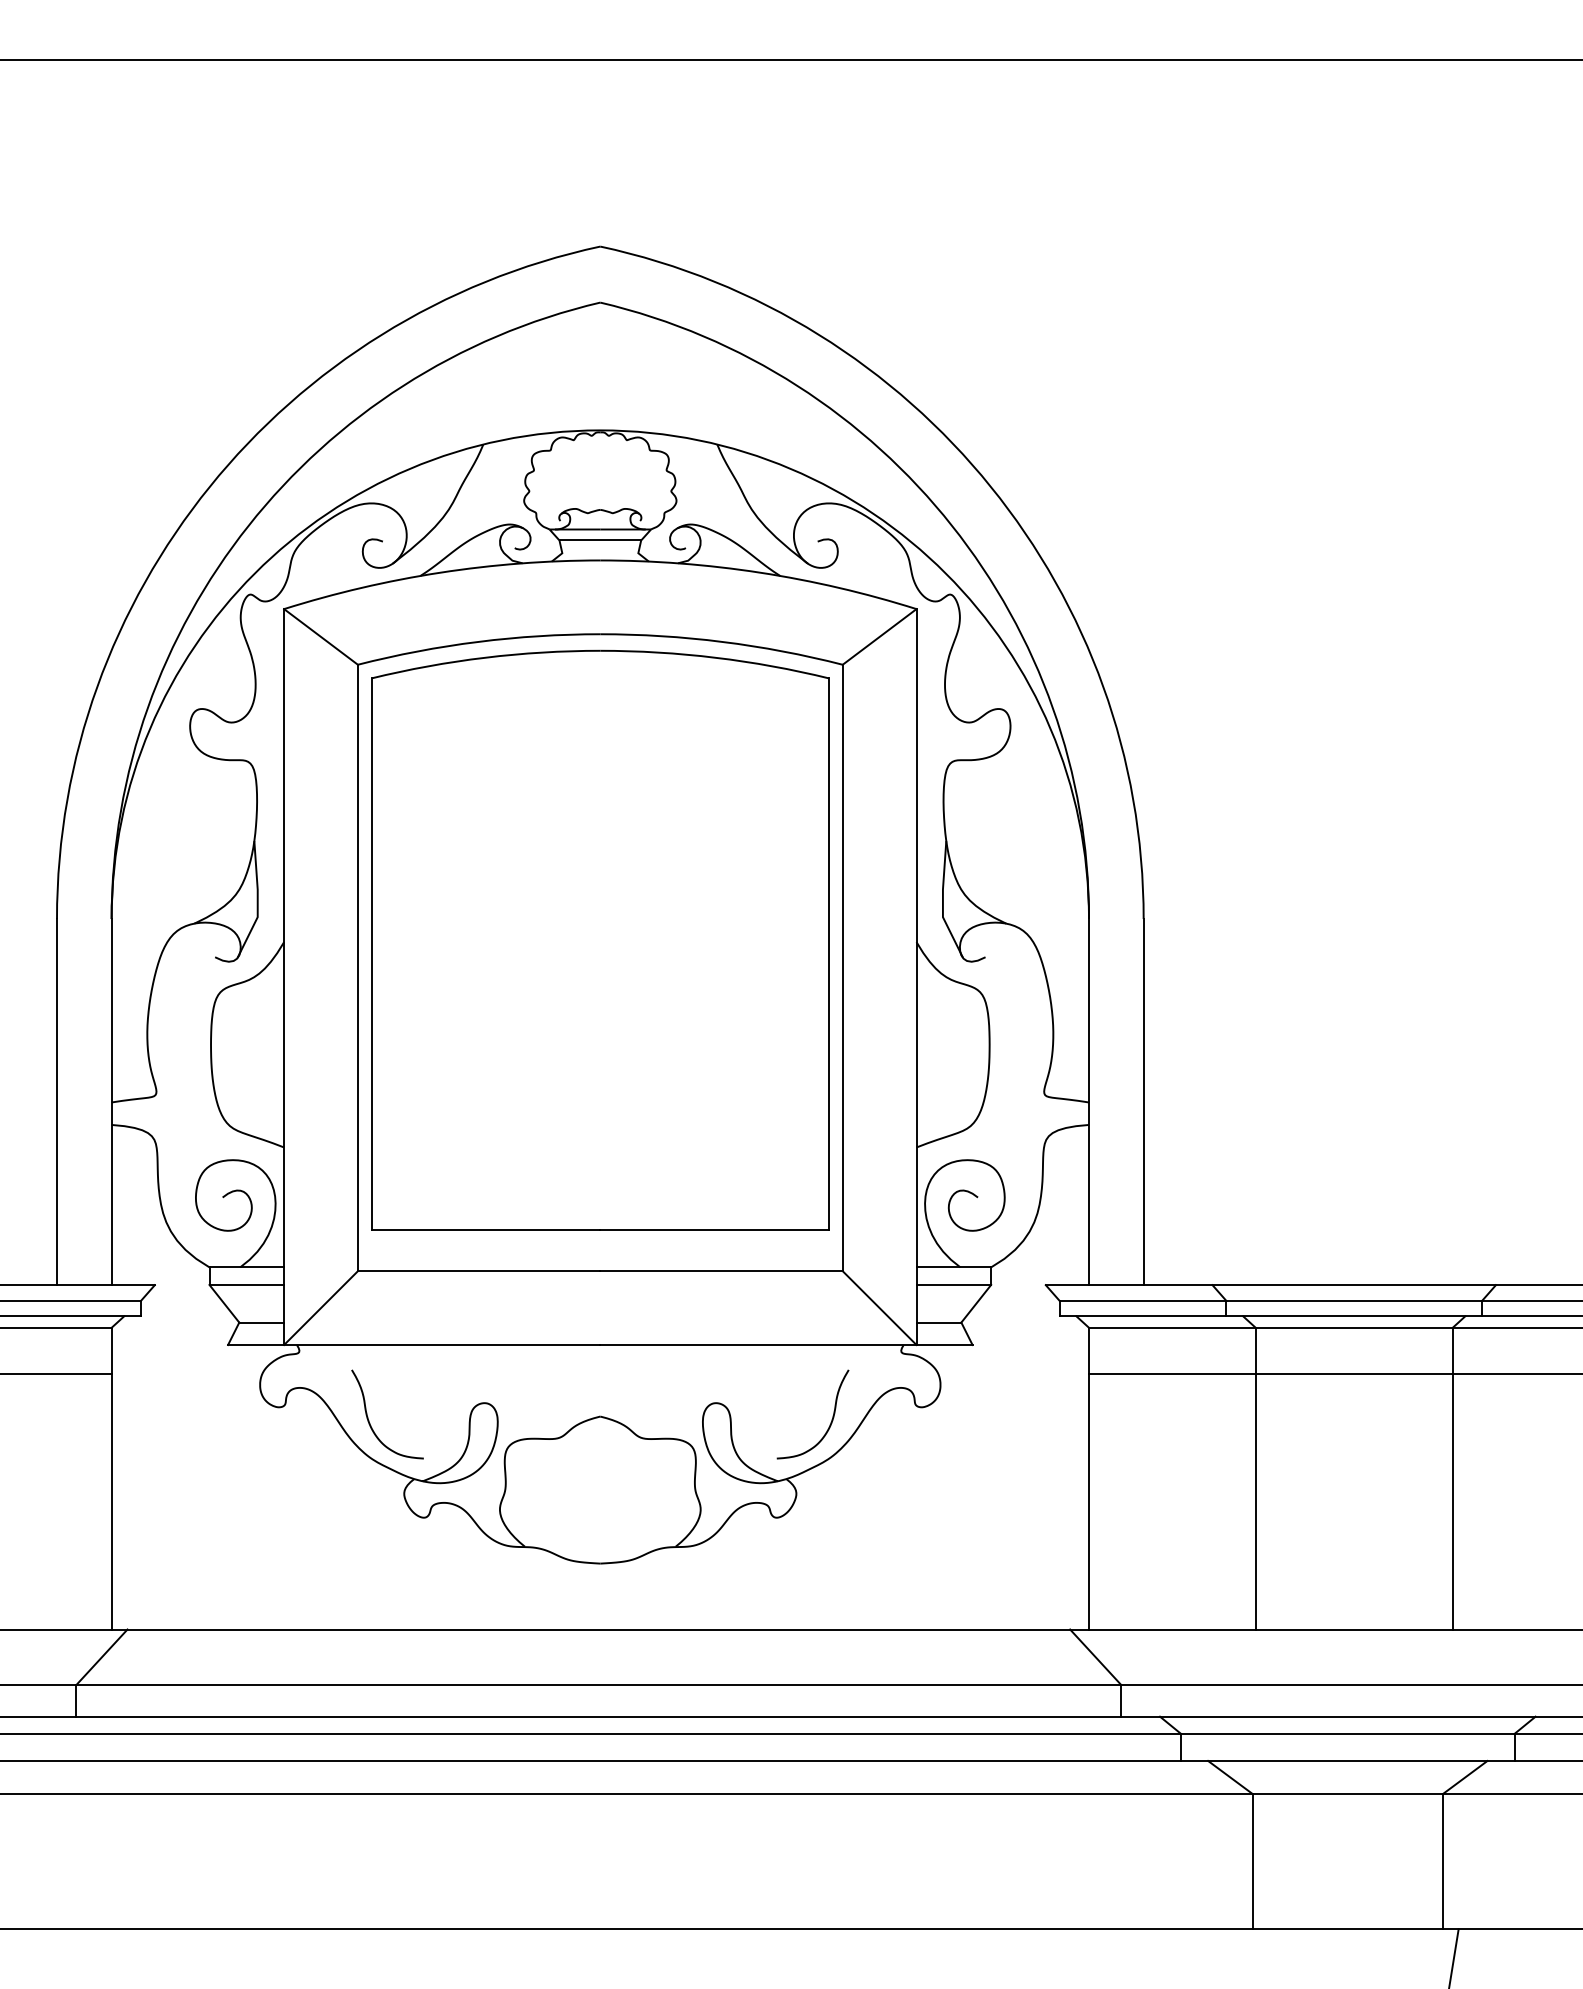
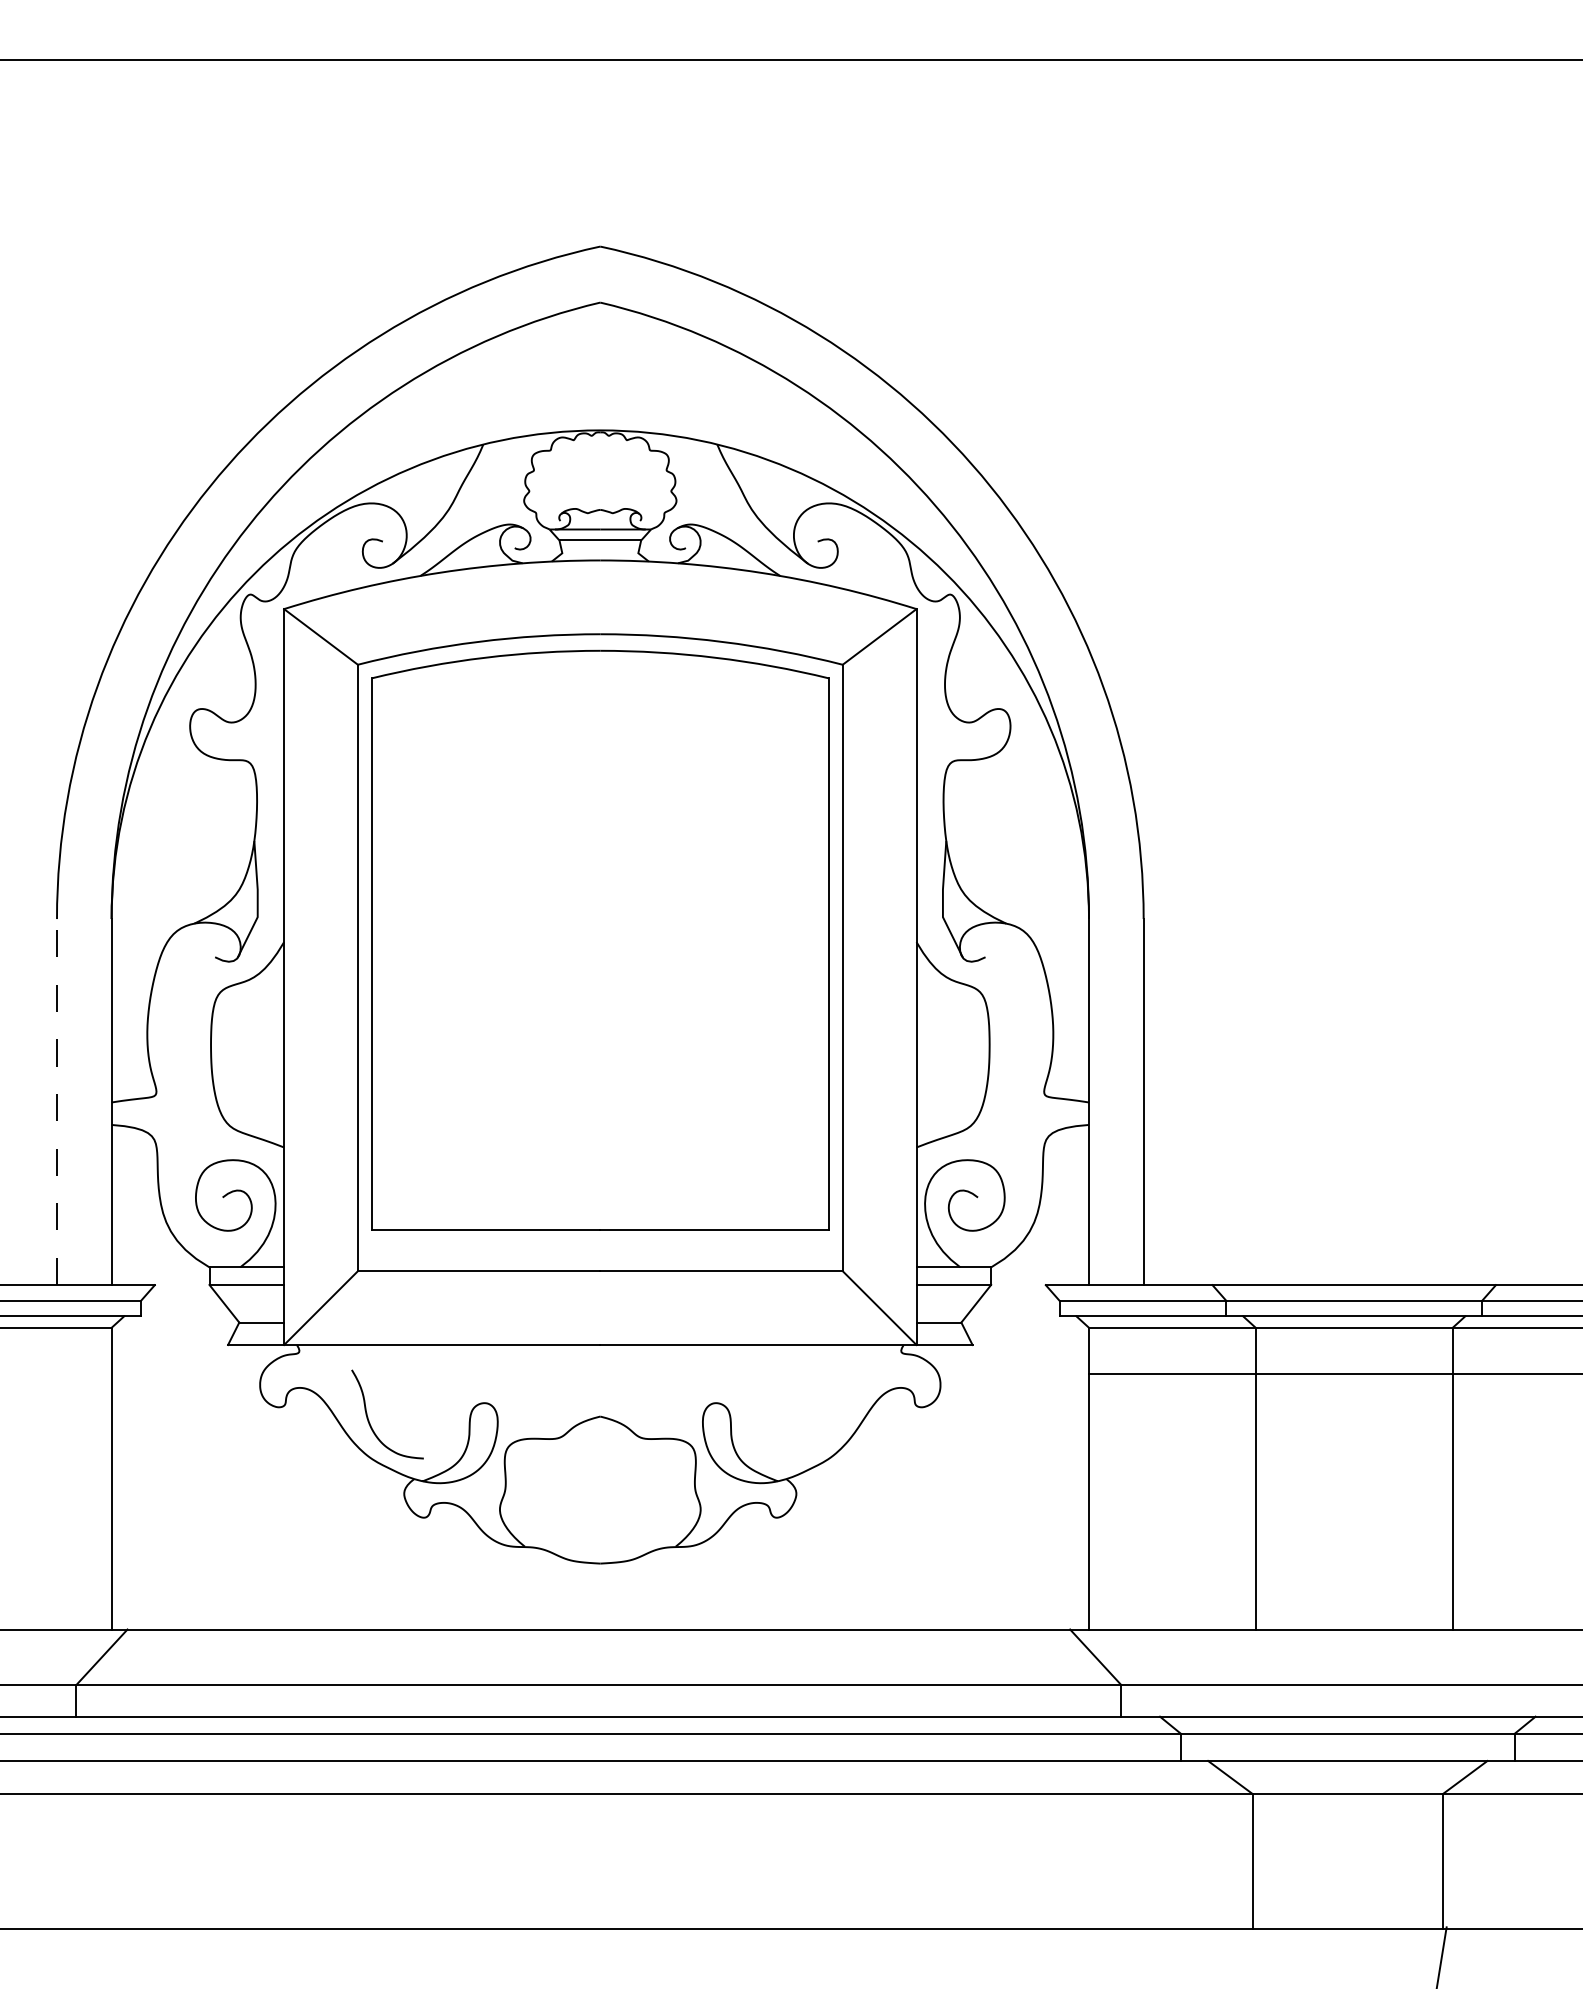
line: solid -> dashed (57, 1101)
line: present -> none (56, 1373)
curve: present -> none (831, 1419)
line position: (1453, 1957) -> (1441, 1956) (1441, 1956)
